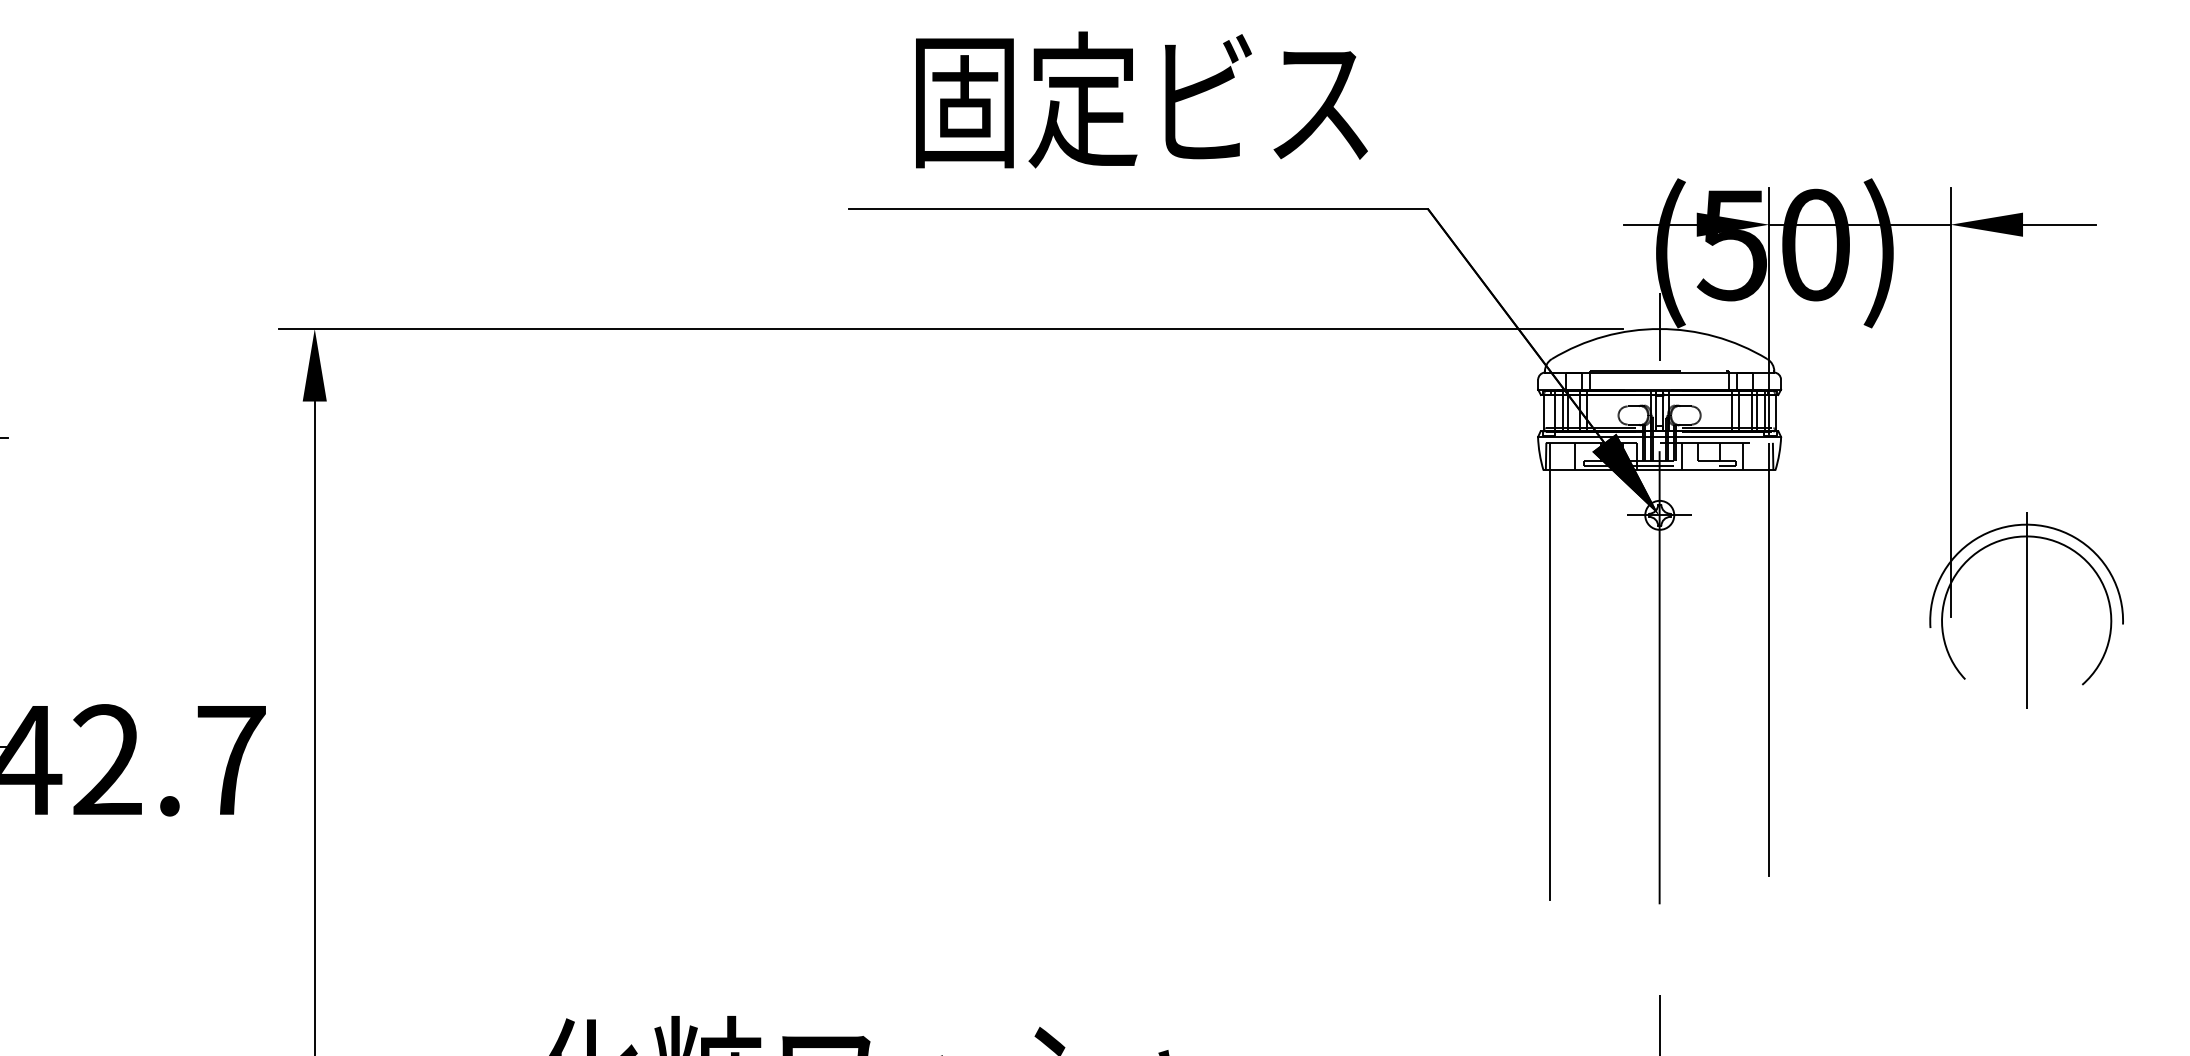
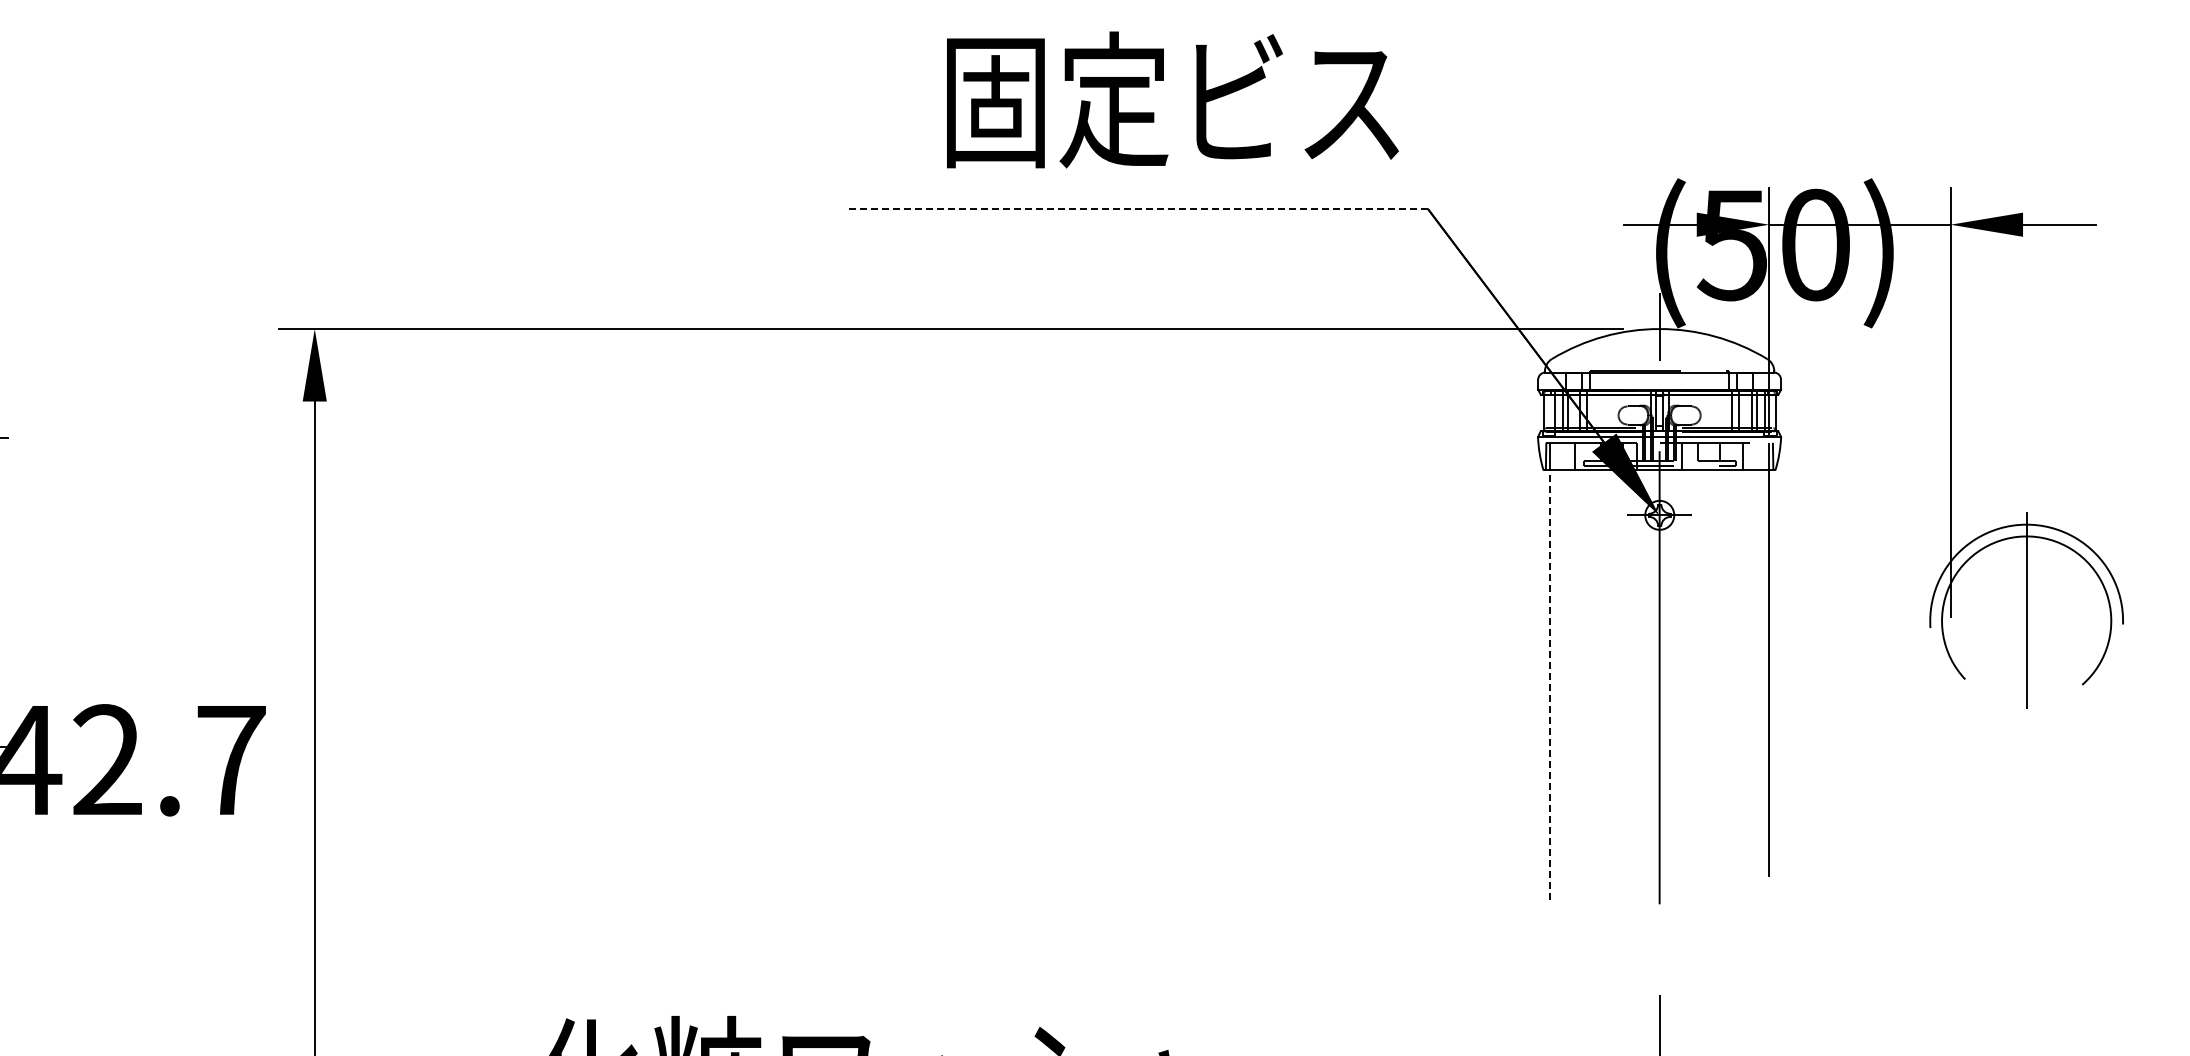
text position: (1141, 99) -> (1172, 99) (1172, 99)
line: solid -> dashed (1139, 209)
line: solid -> dashed (1549, 685)
